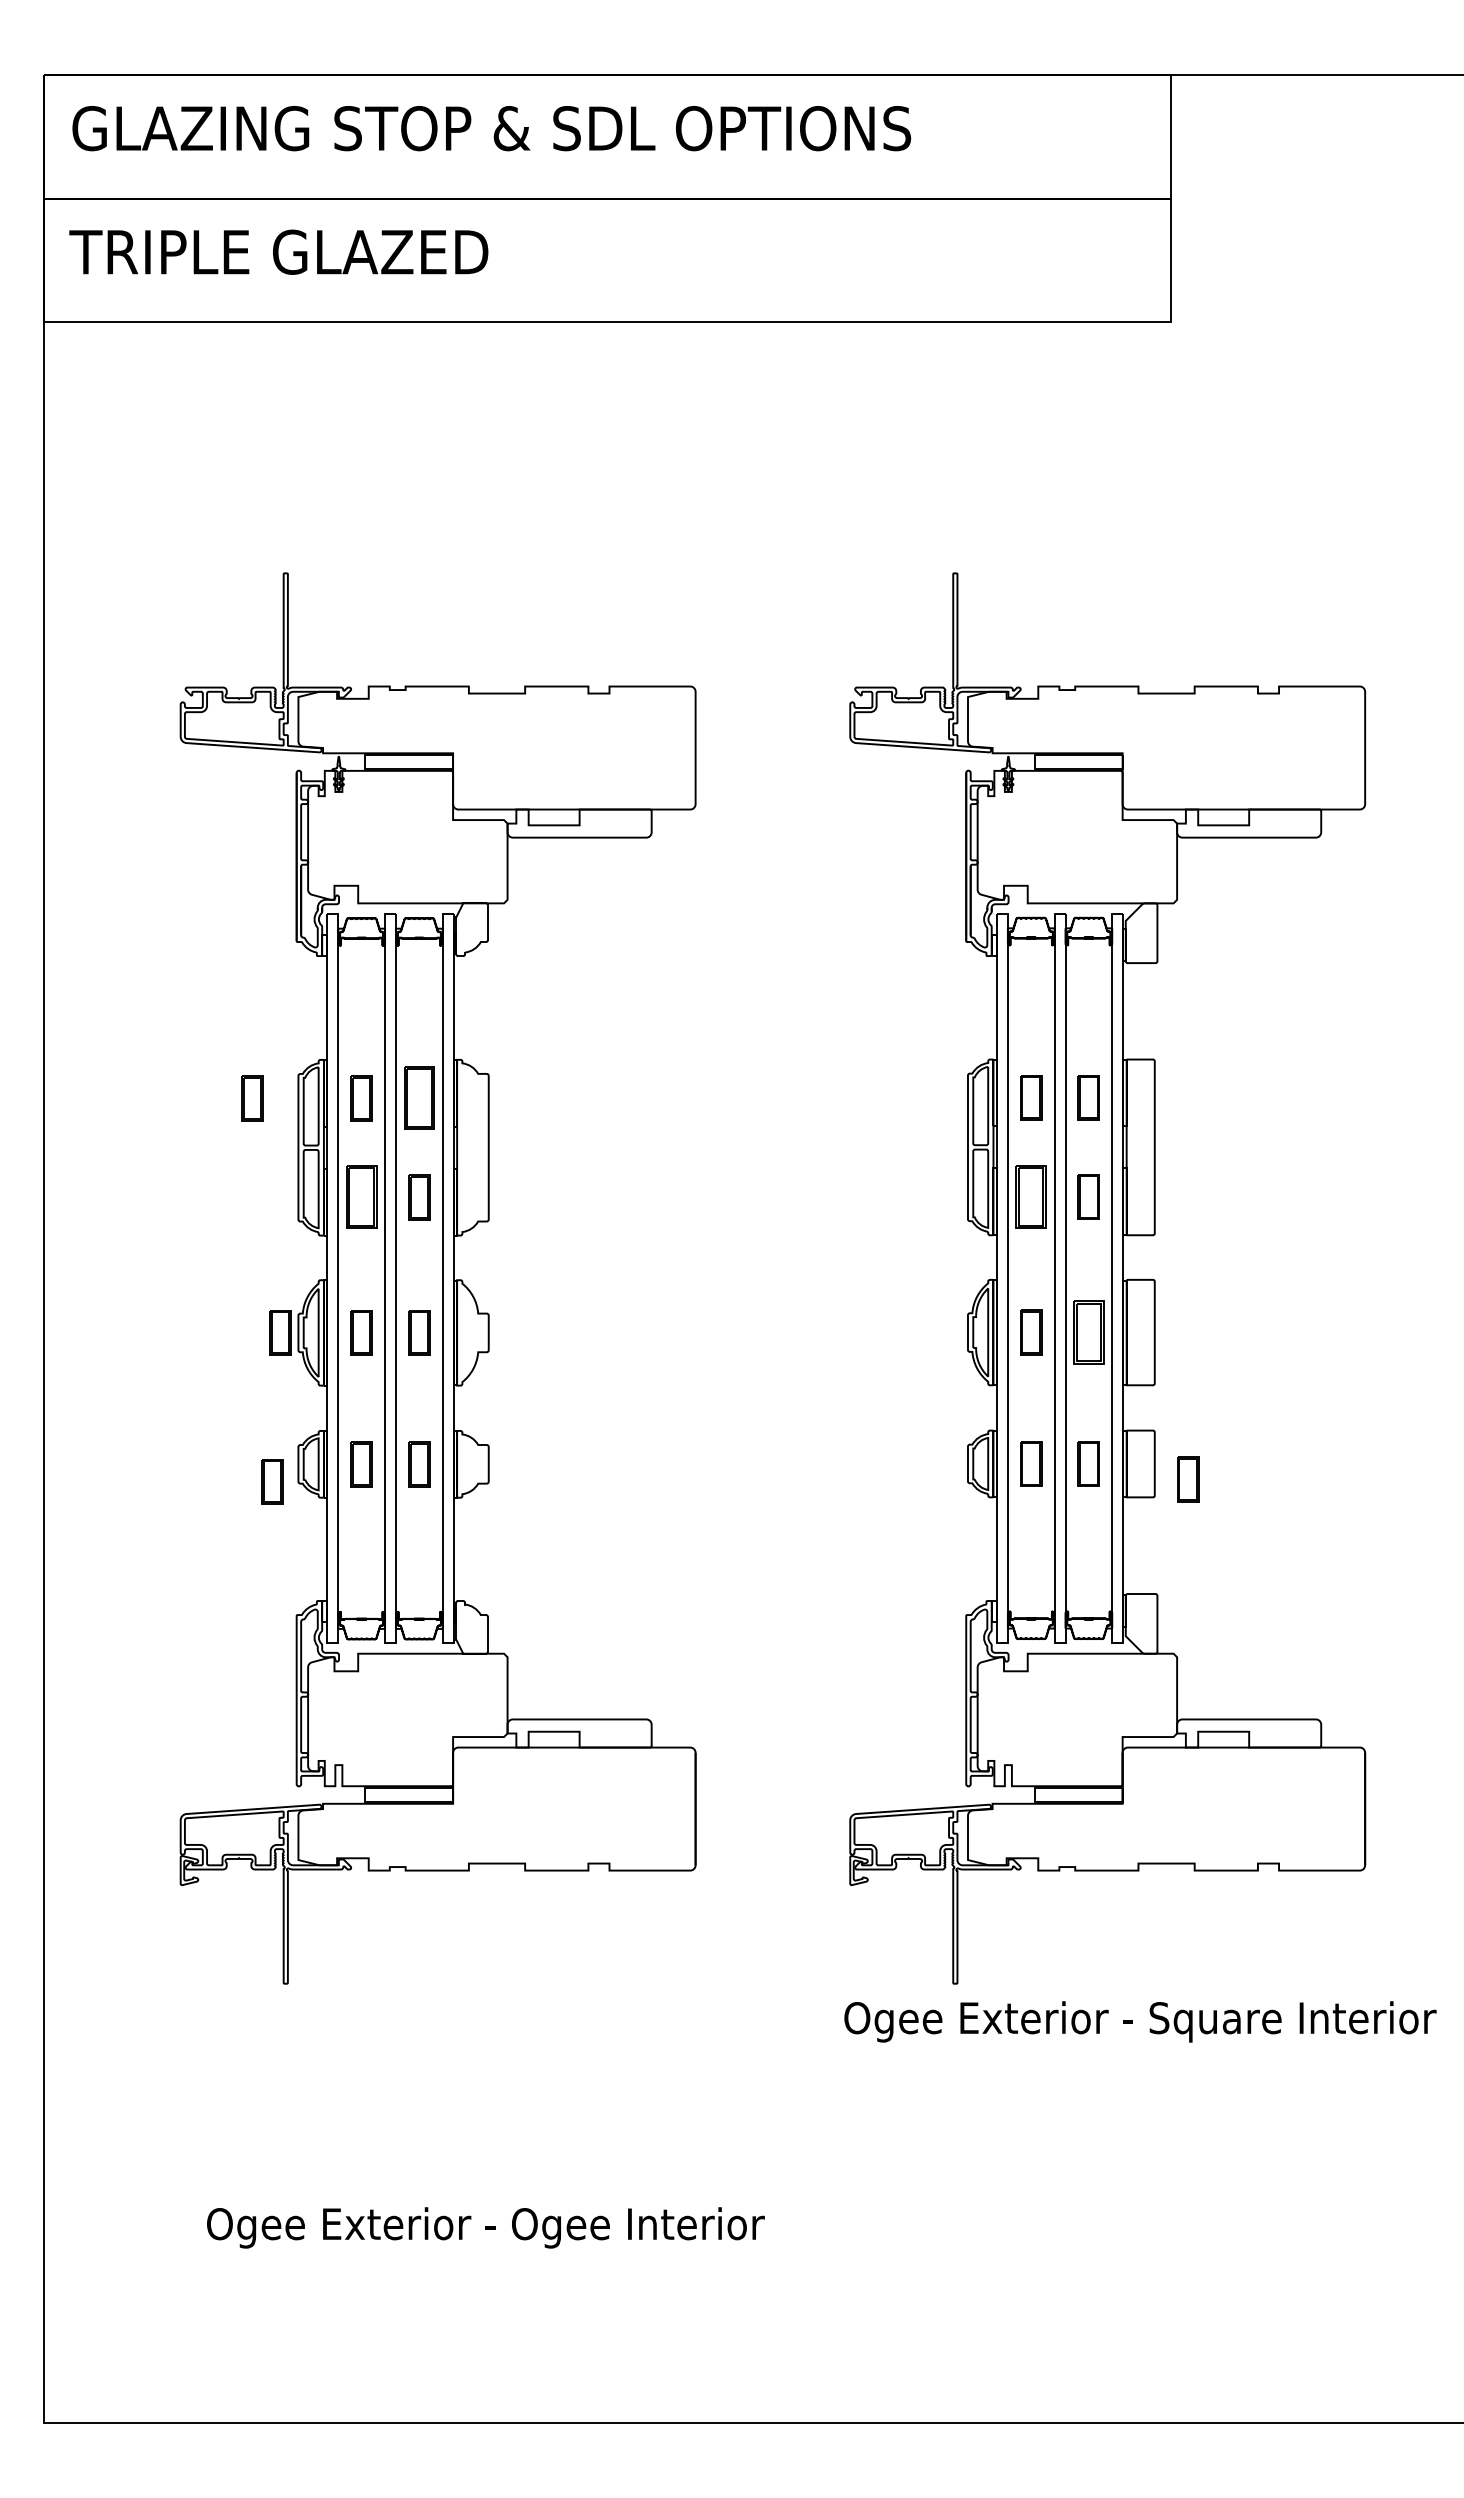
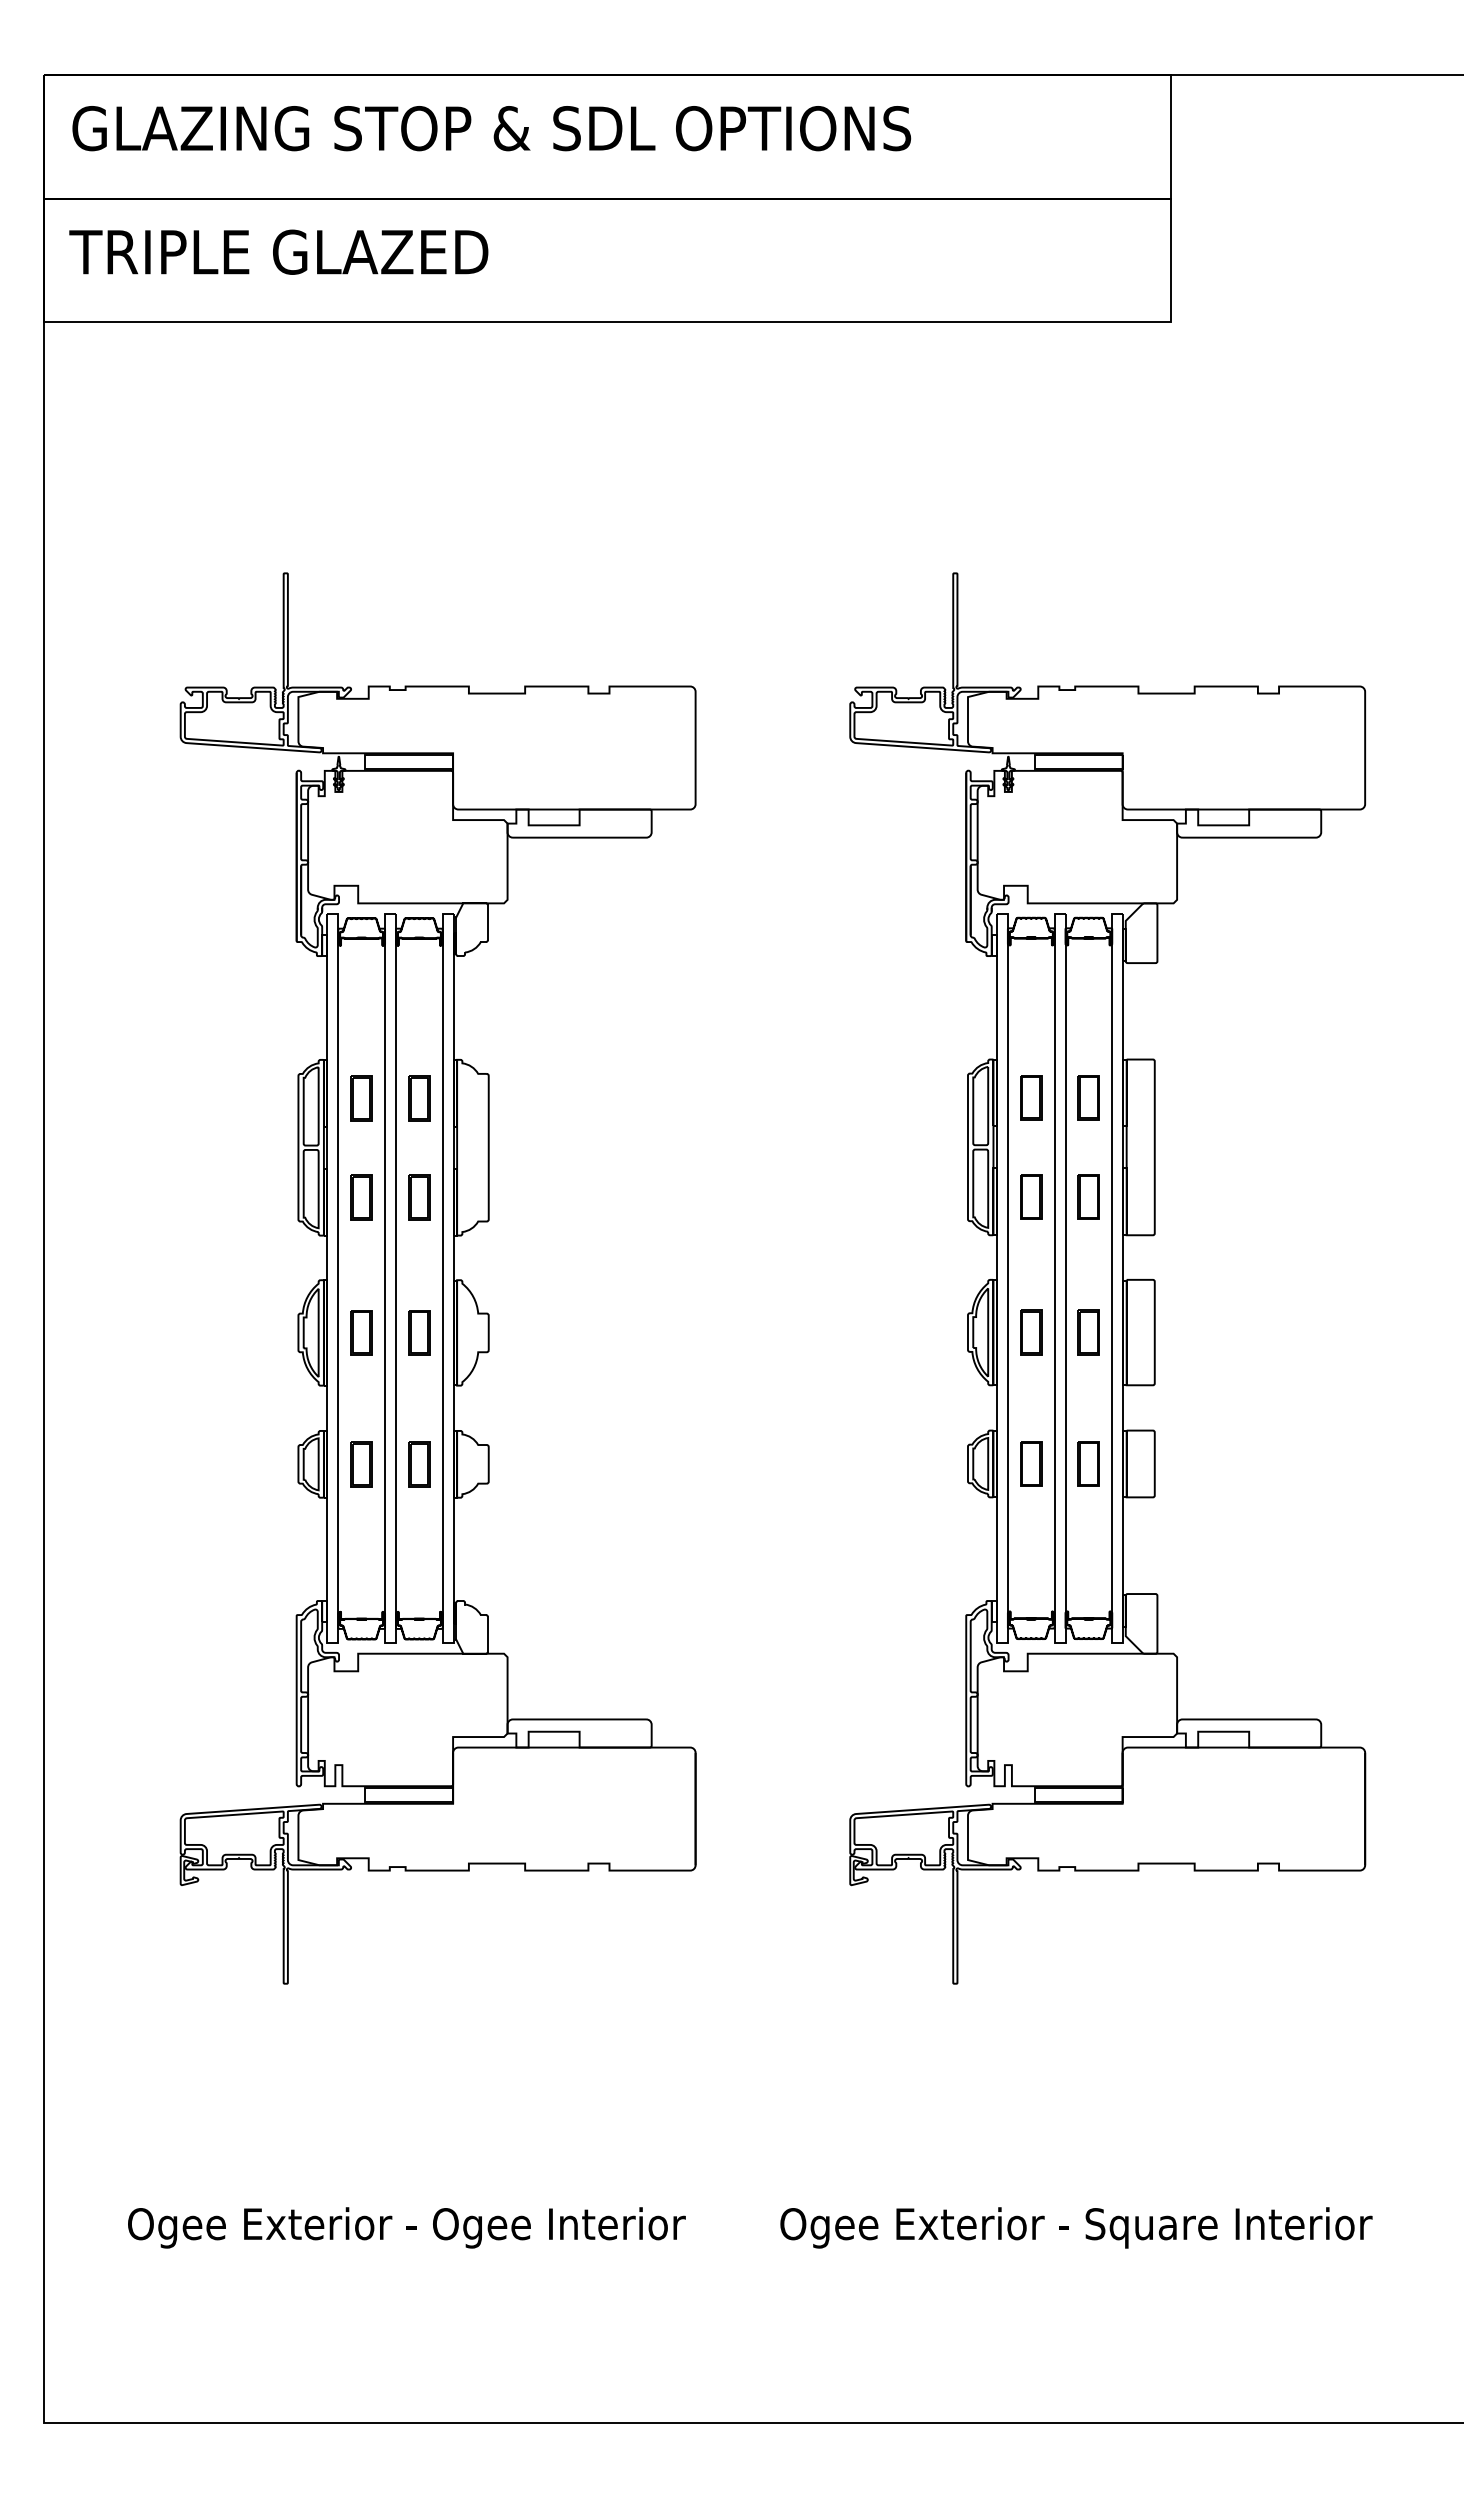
part size: 31x64 px -> 23x47 px (419, 1098)
part: present -> none (252, 1098)
part size: 32x64 px -> 23x47 px (361, 1197)
part size: 32x64 px -> 23x46 px (1031, 1196)
part: present -> none (280, 1332)
part size: 32x65 px -> 23x47 px (1088, 1332)
part: present -> none (1188, 1479)
part: present -> none (272, 1481)
text position: (1140, 2021) -> (1076, 2227) (1076, 2227)
text position: (485, 2227) -> (406, 2227) (406, 2227)
